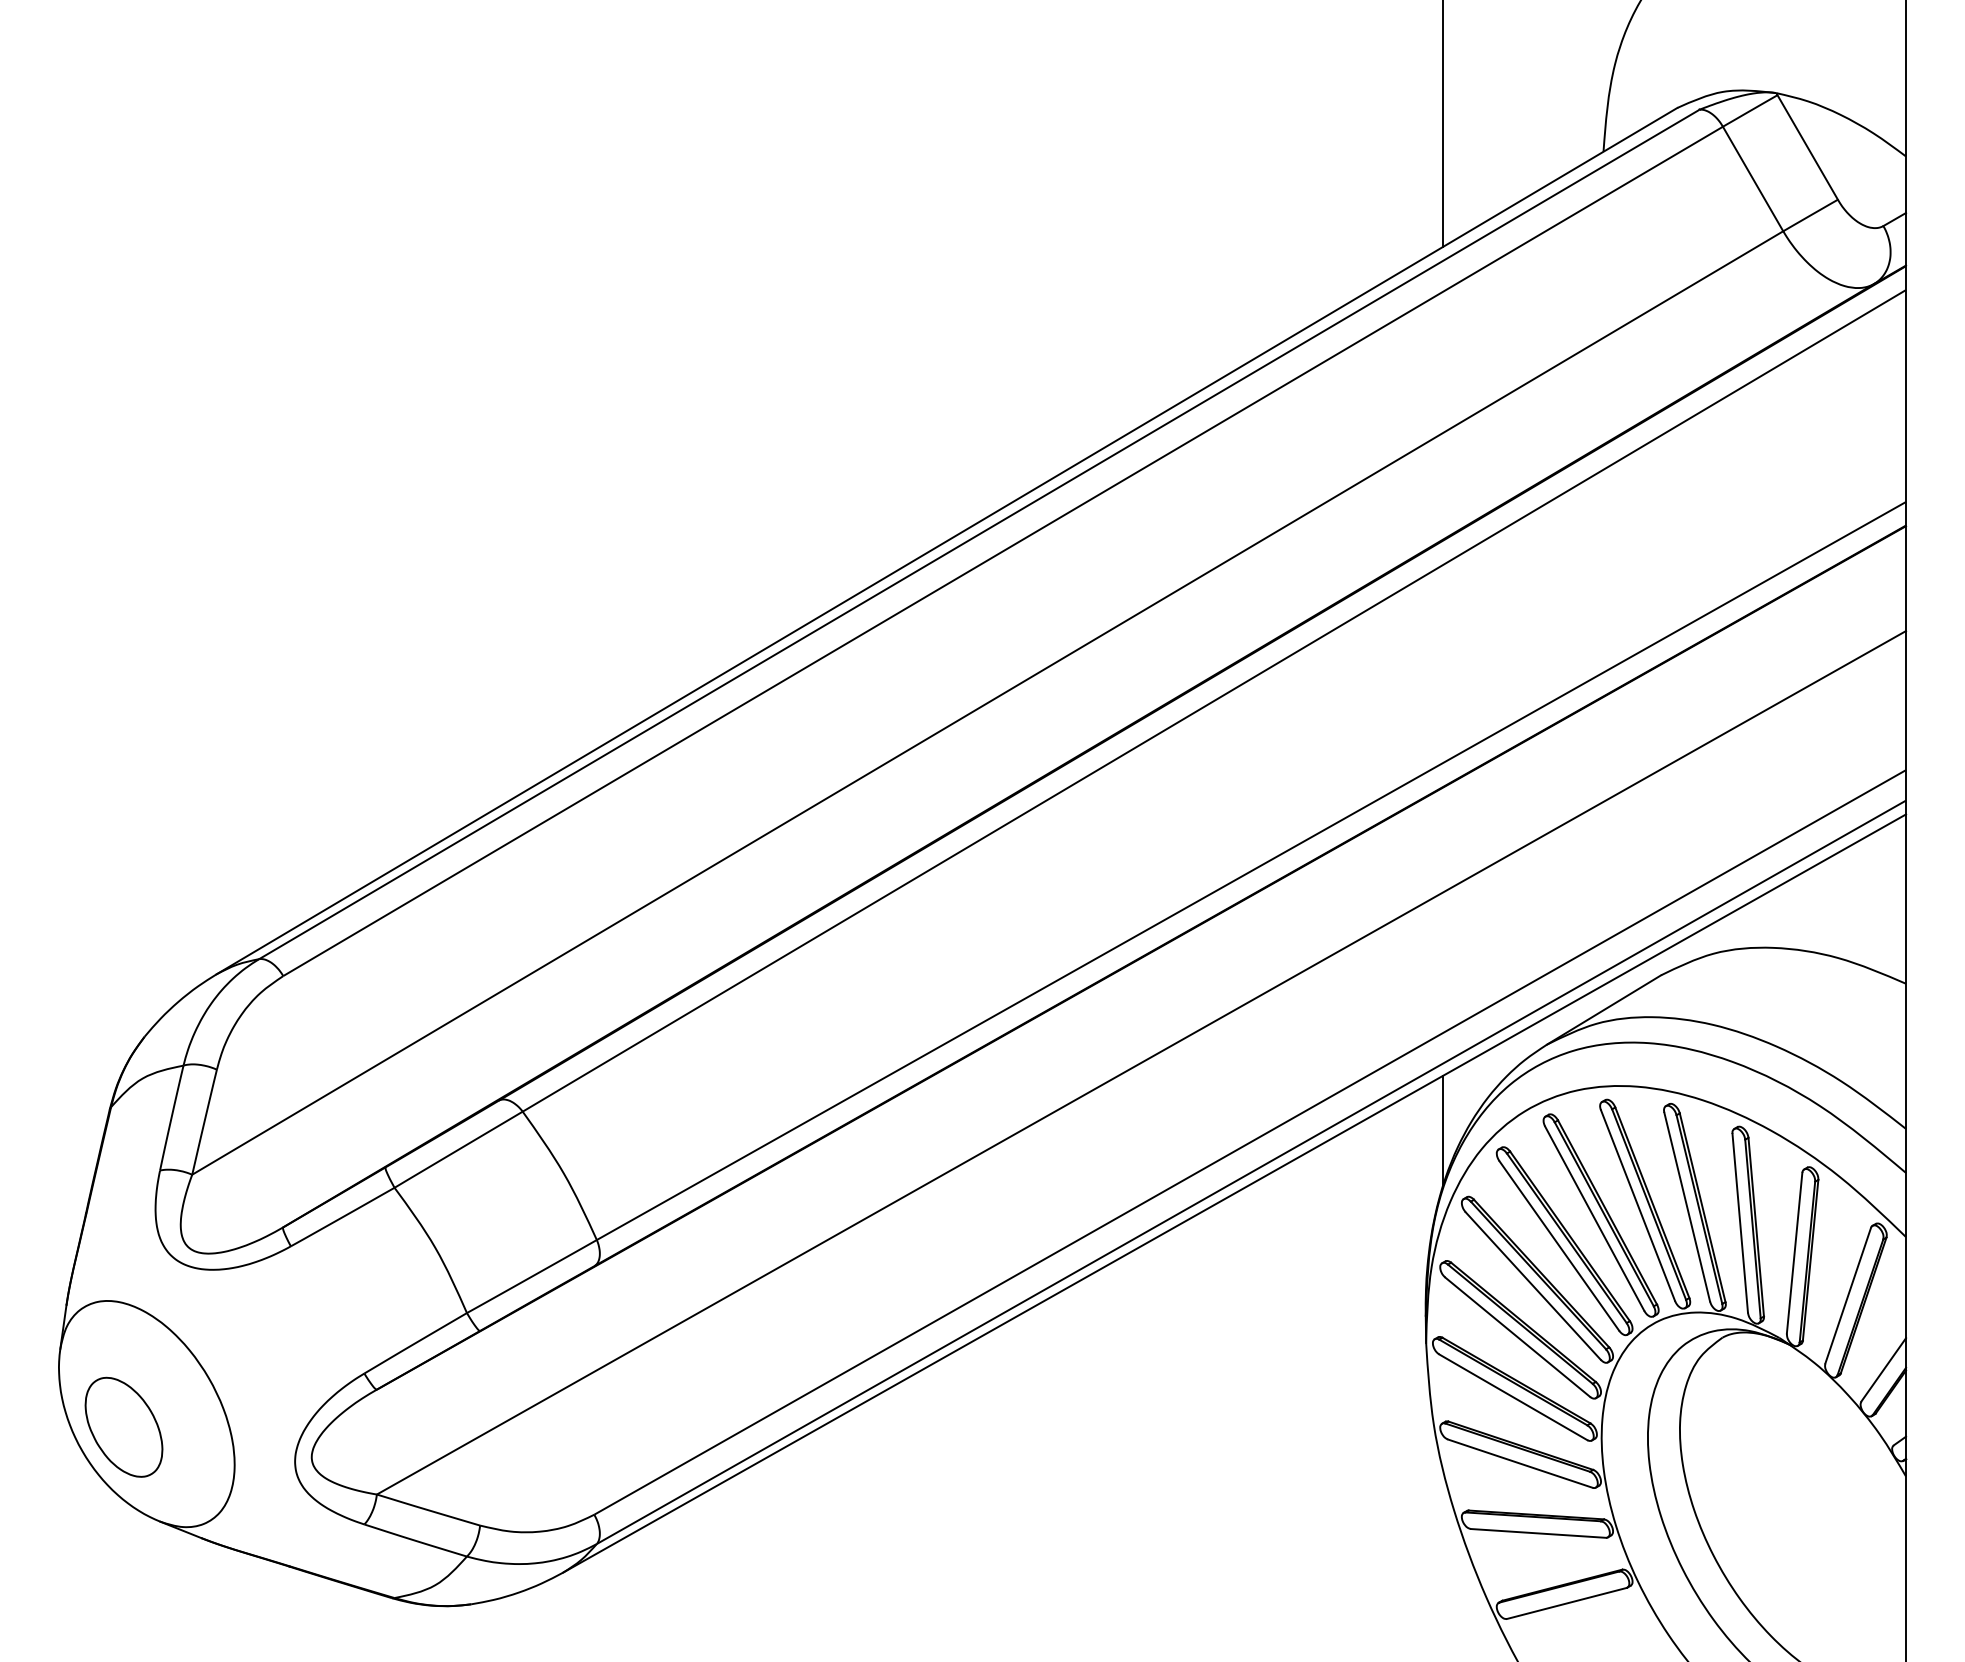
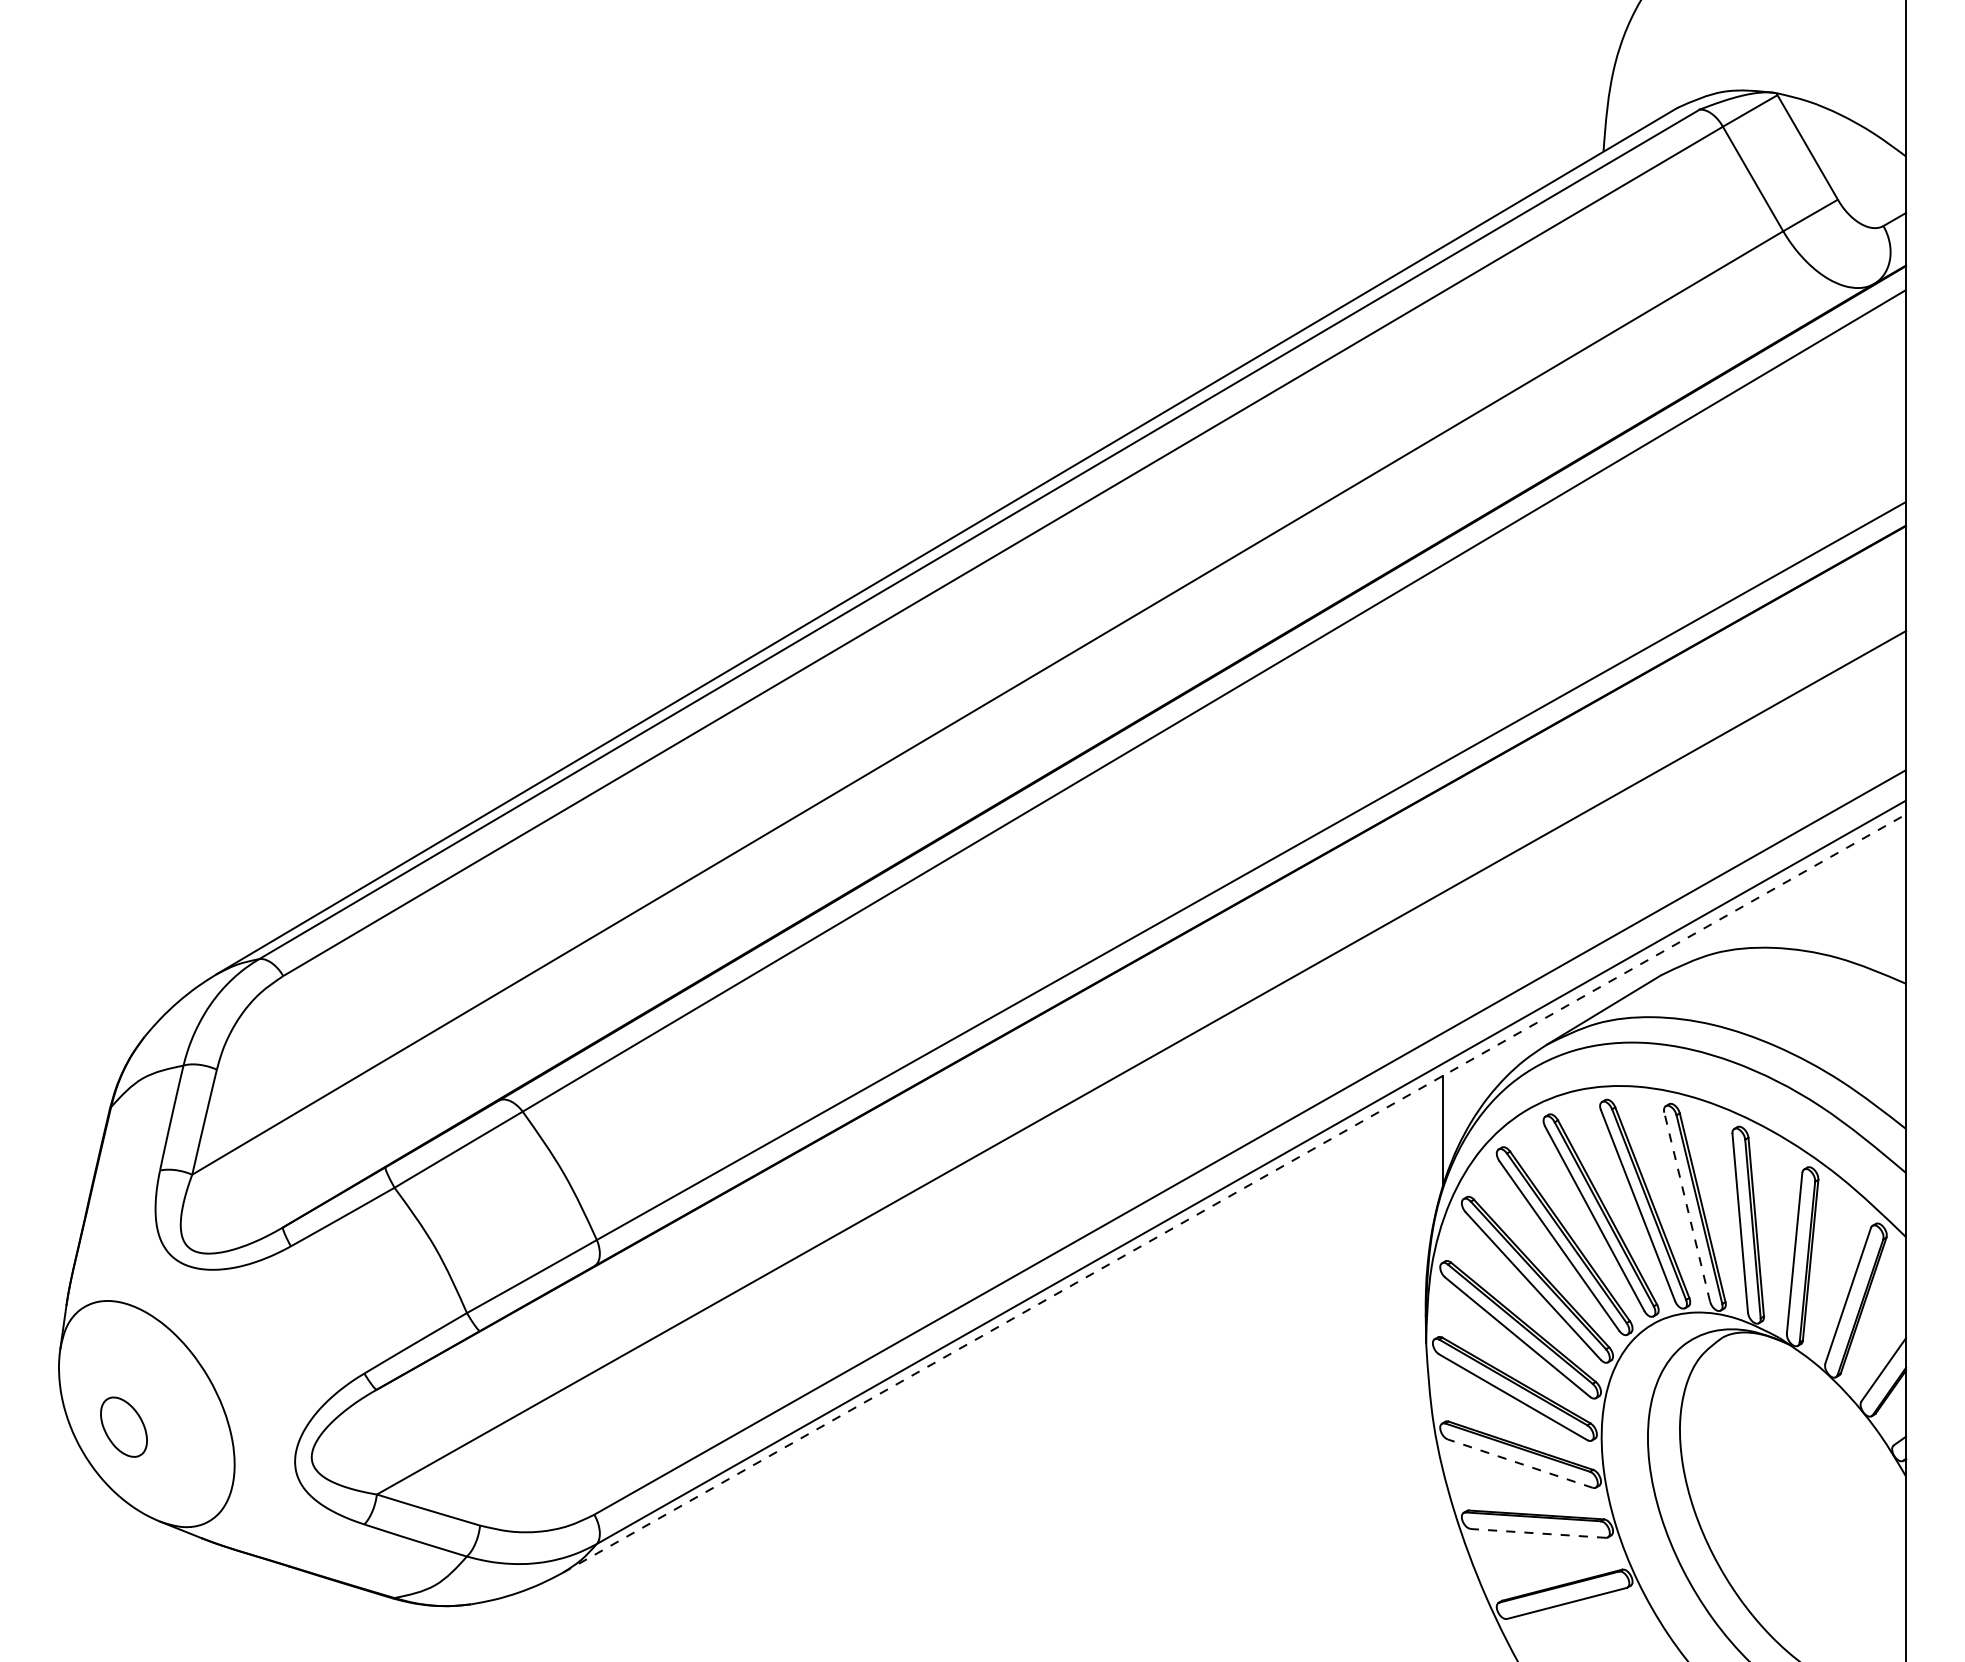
line: present -> none (1442, 124)
line: solid -> dashed (1235, 1193)
line: solid -> dashed (1687, 1206)
part size: 80x102 px -> 48x62 px (123, 1426)
line: solid -> dashed (1519, 1463)
line: solid -> dashed (1538, 1533)
